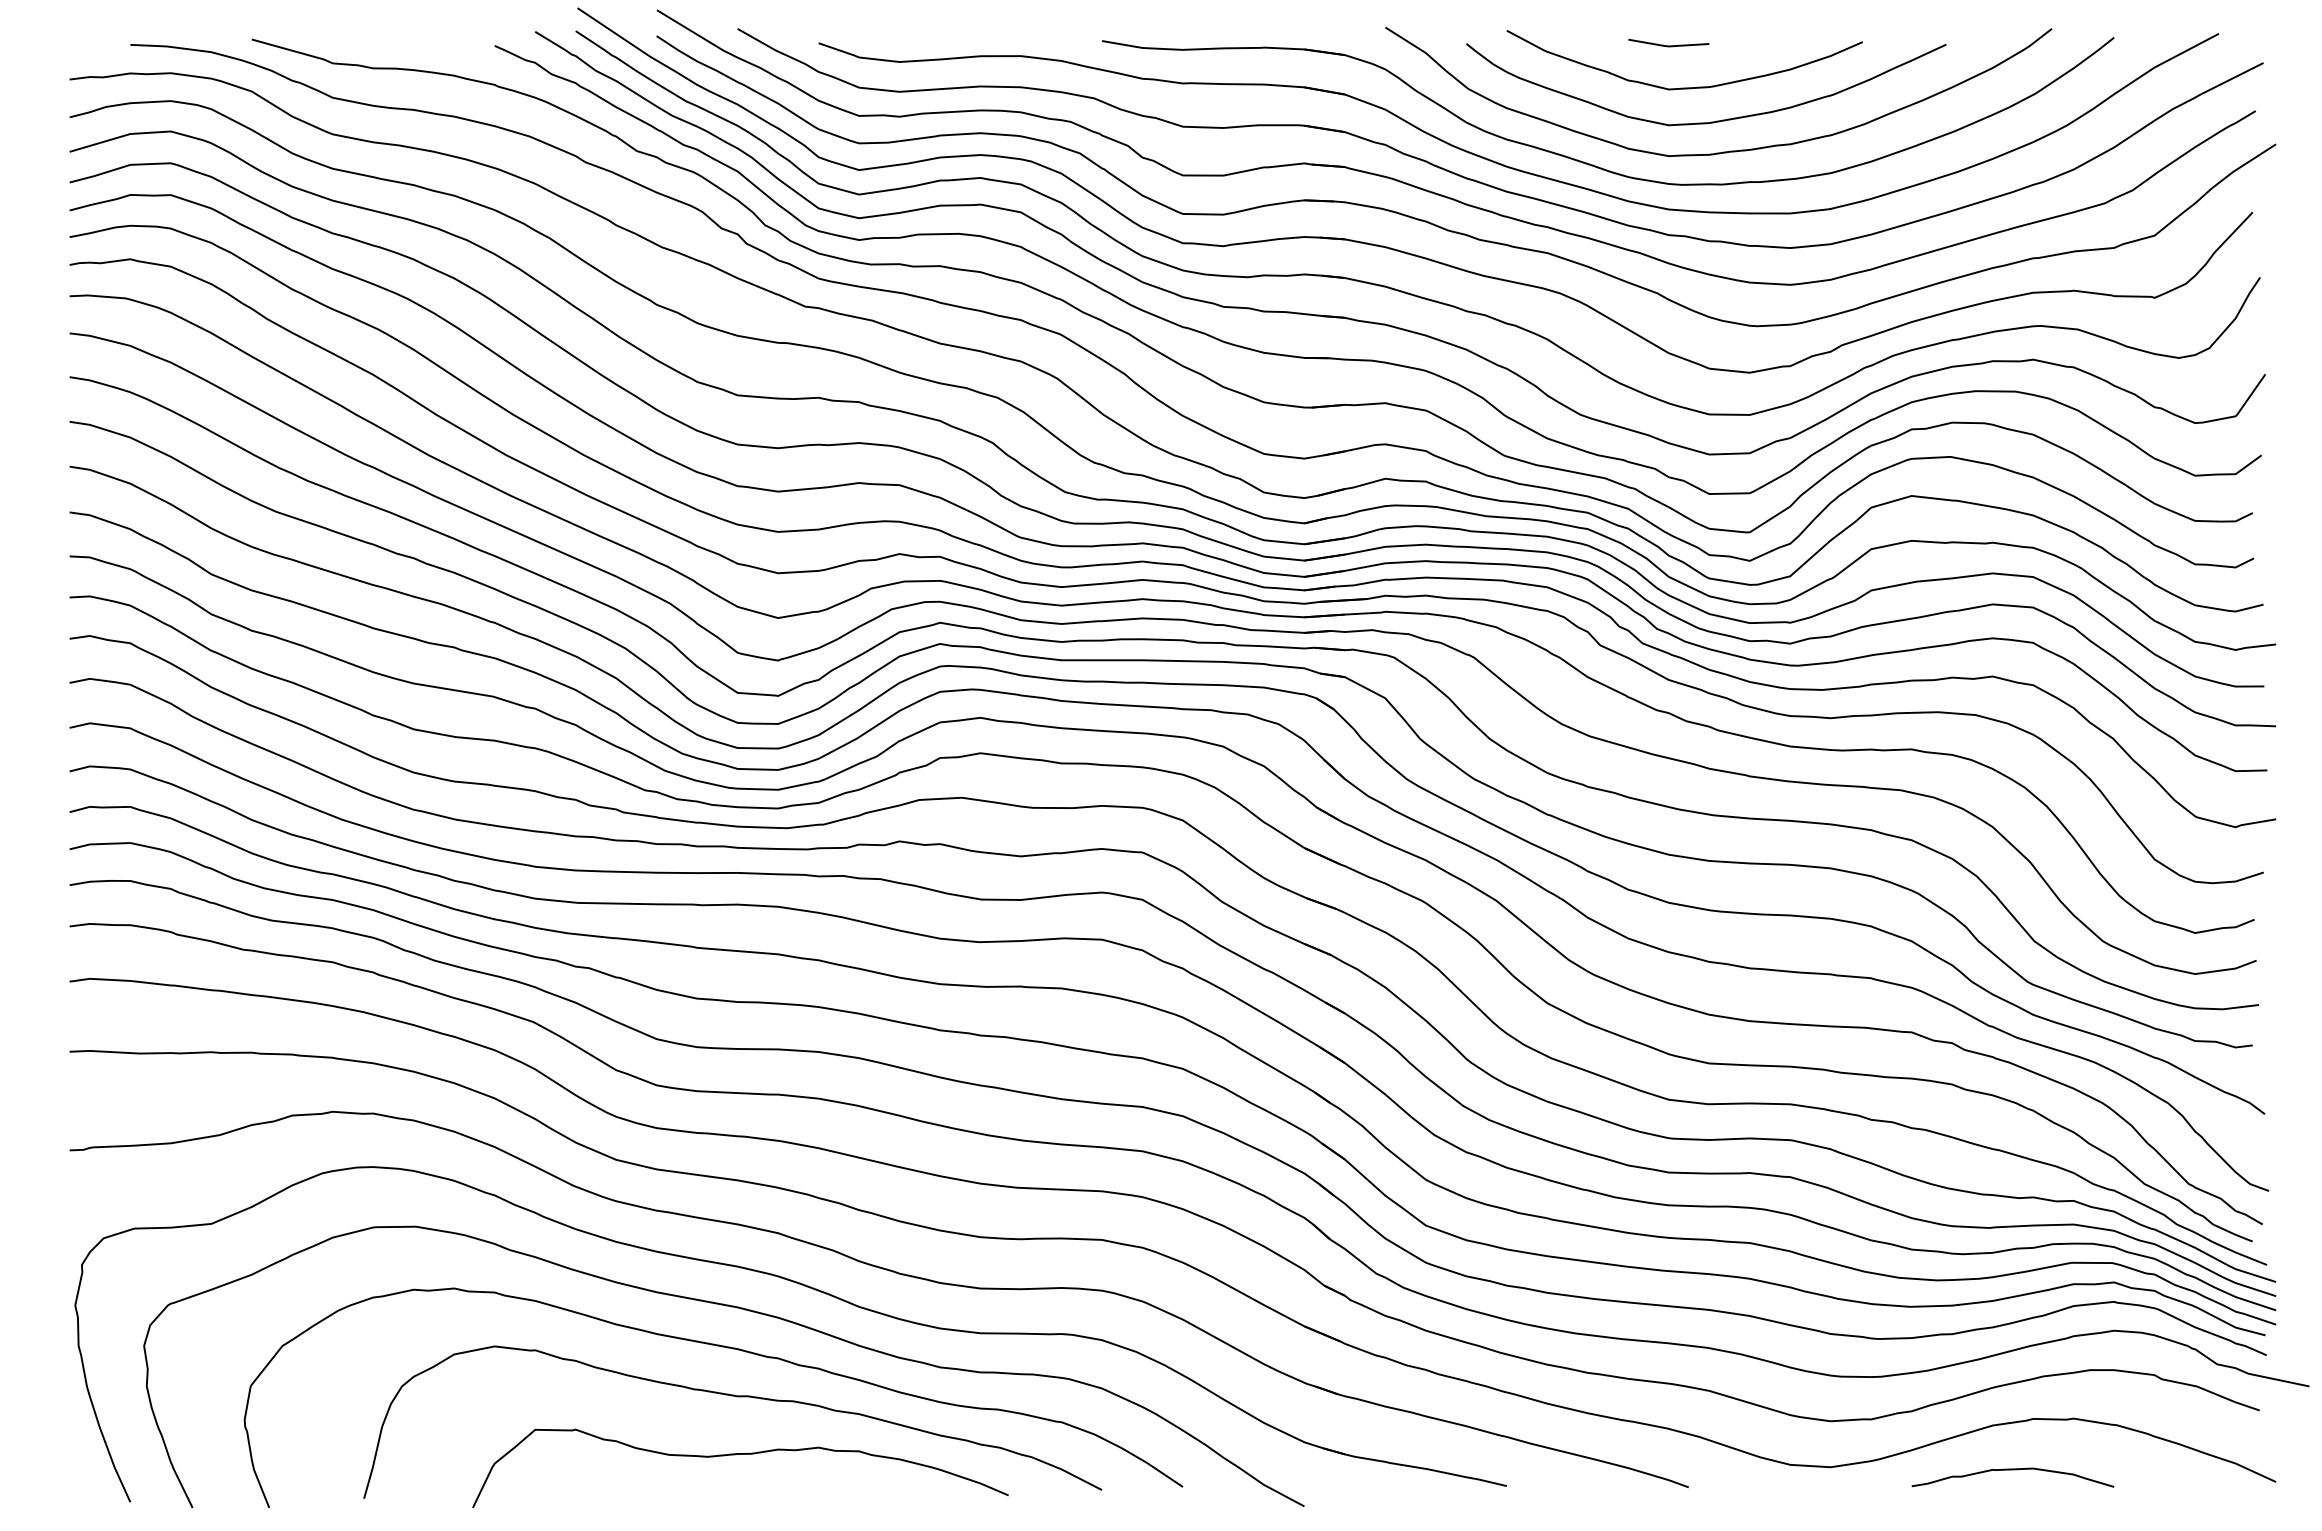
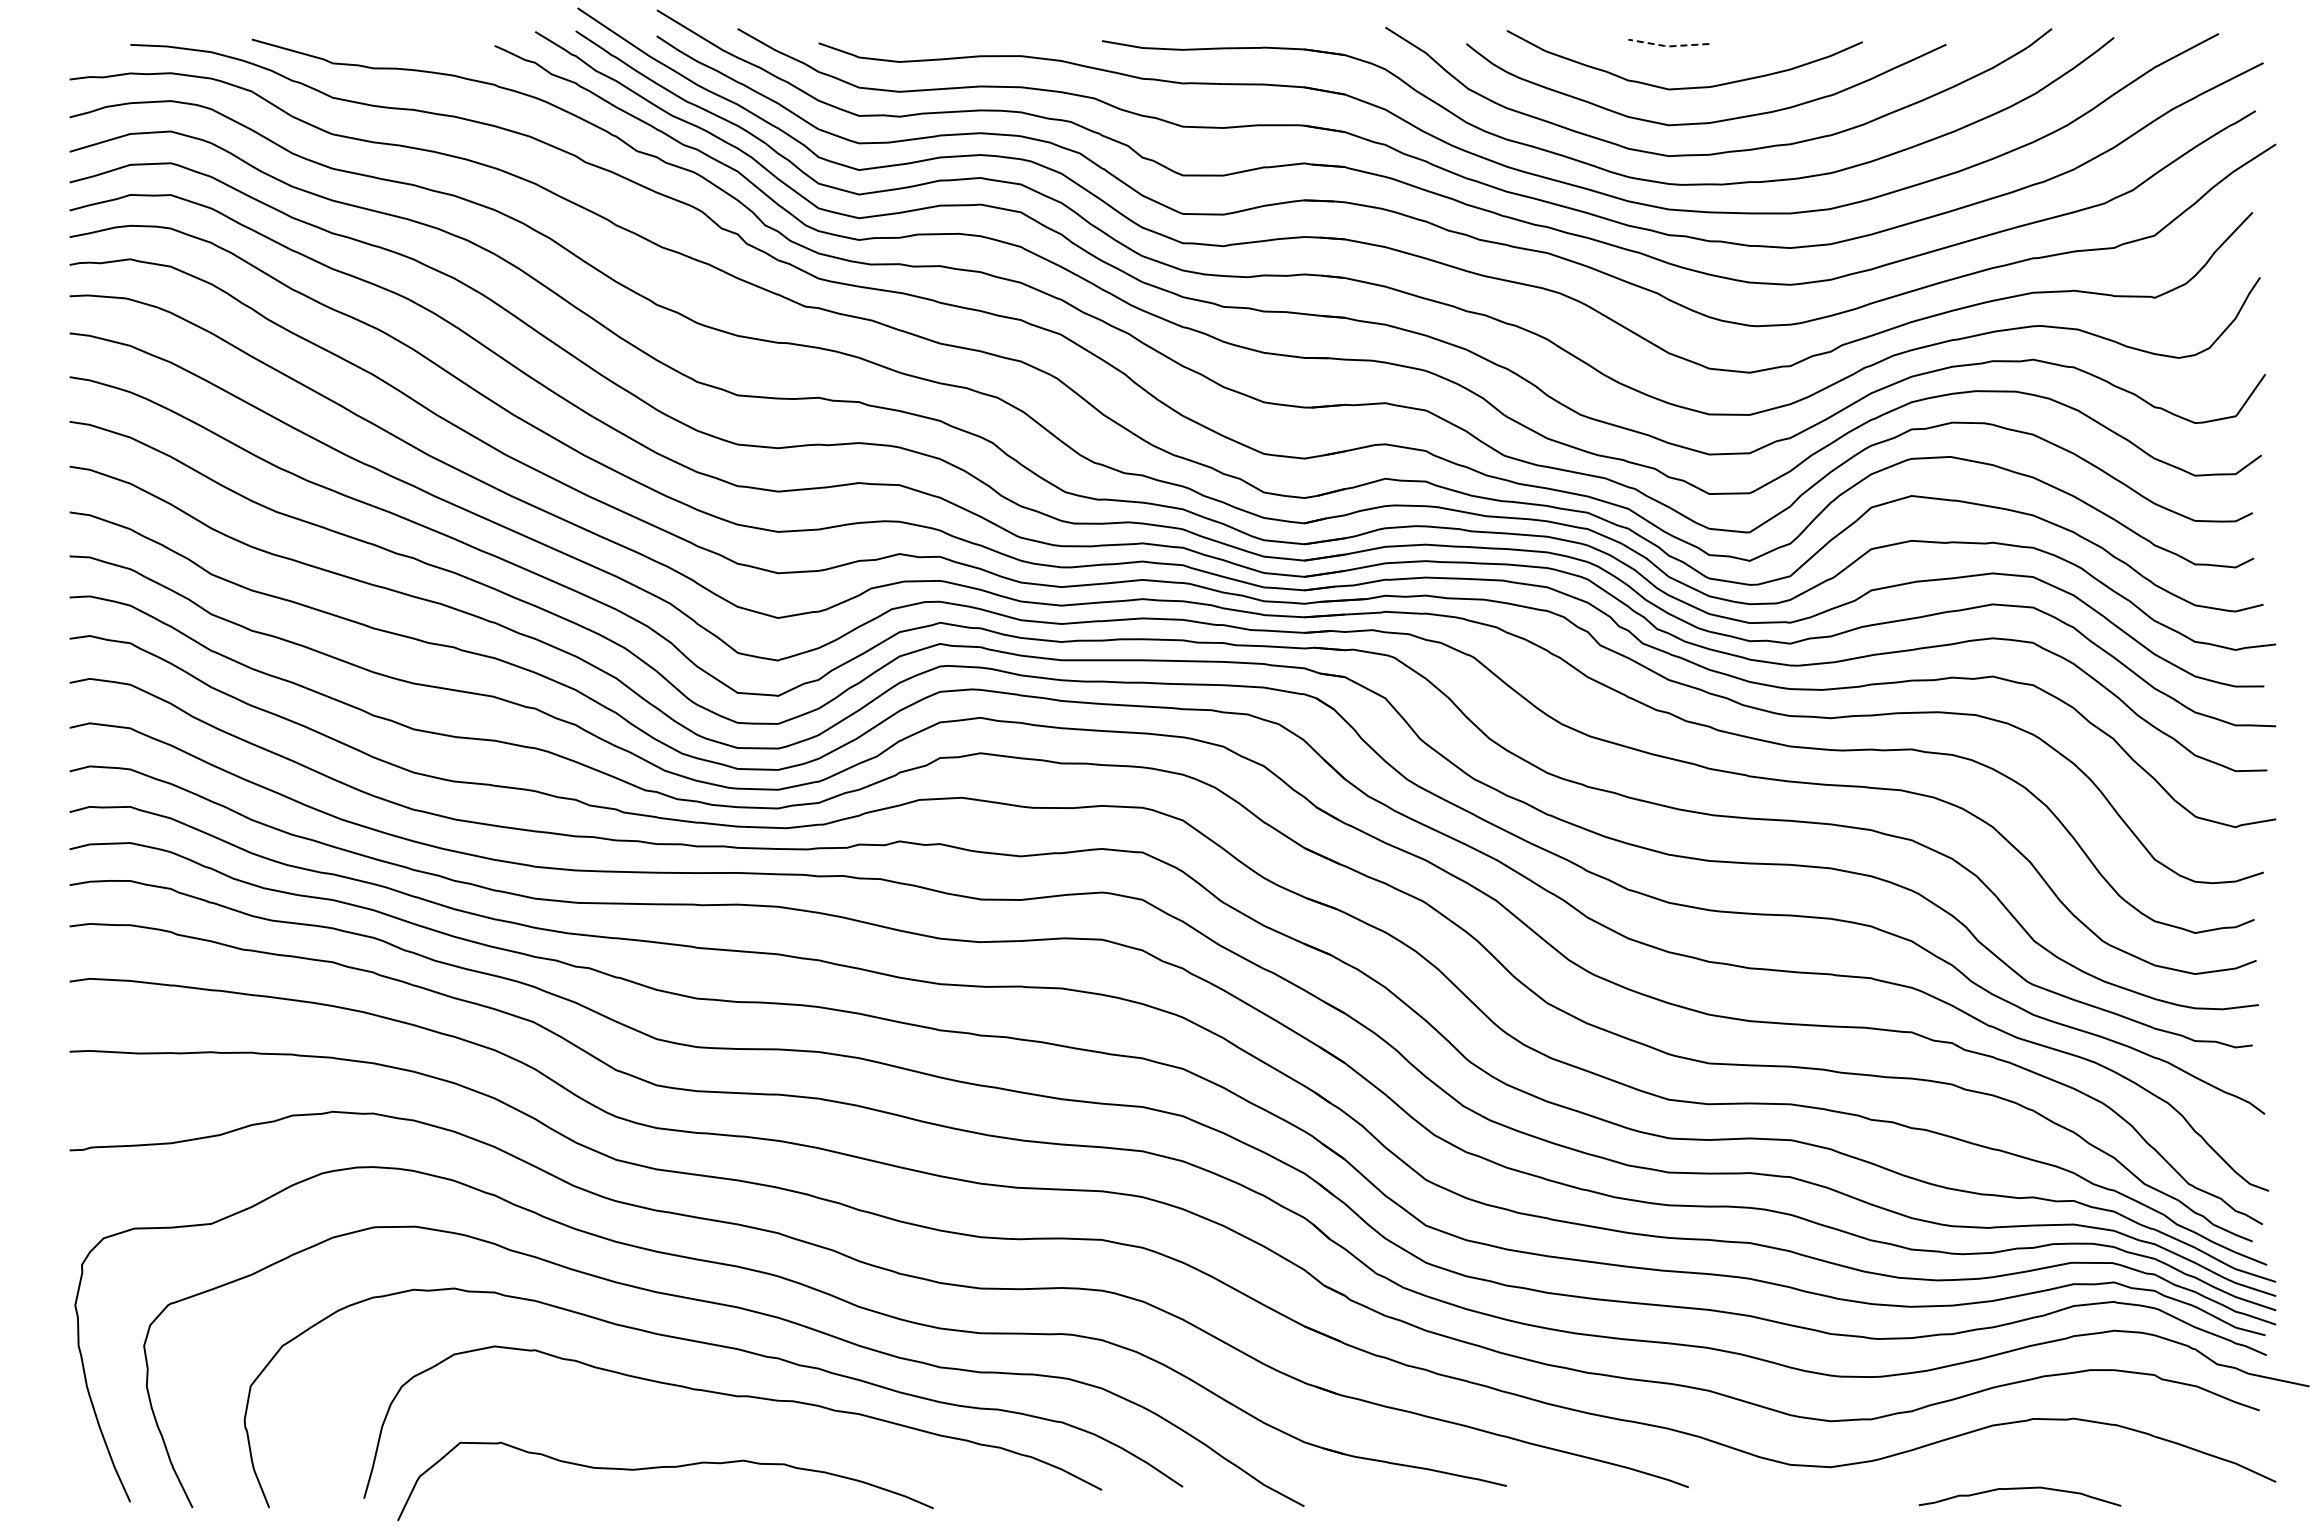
line: solid -> dashed (1667, 46)
curve position: (735, 1455) -> (660, 1468) (660, 1468)
curve position: (2012, 1470) -> (2019, 1489) (2019, 1489)
